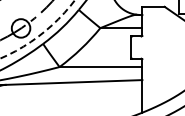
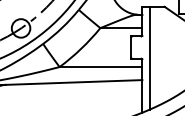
circle: dashed -> solid (37, 29)
line: none -> present (149, 57)
